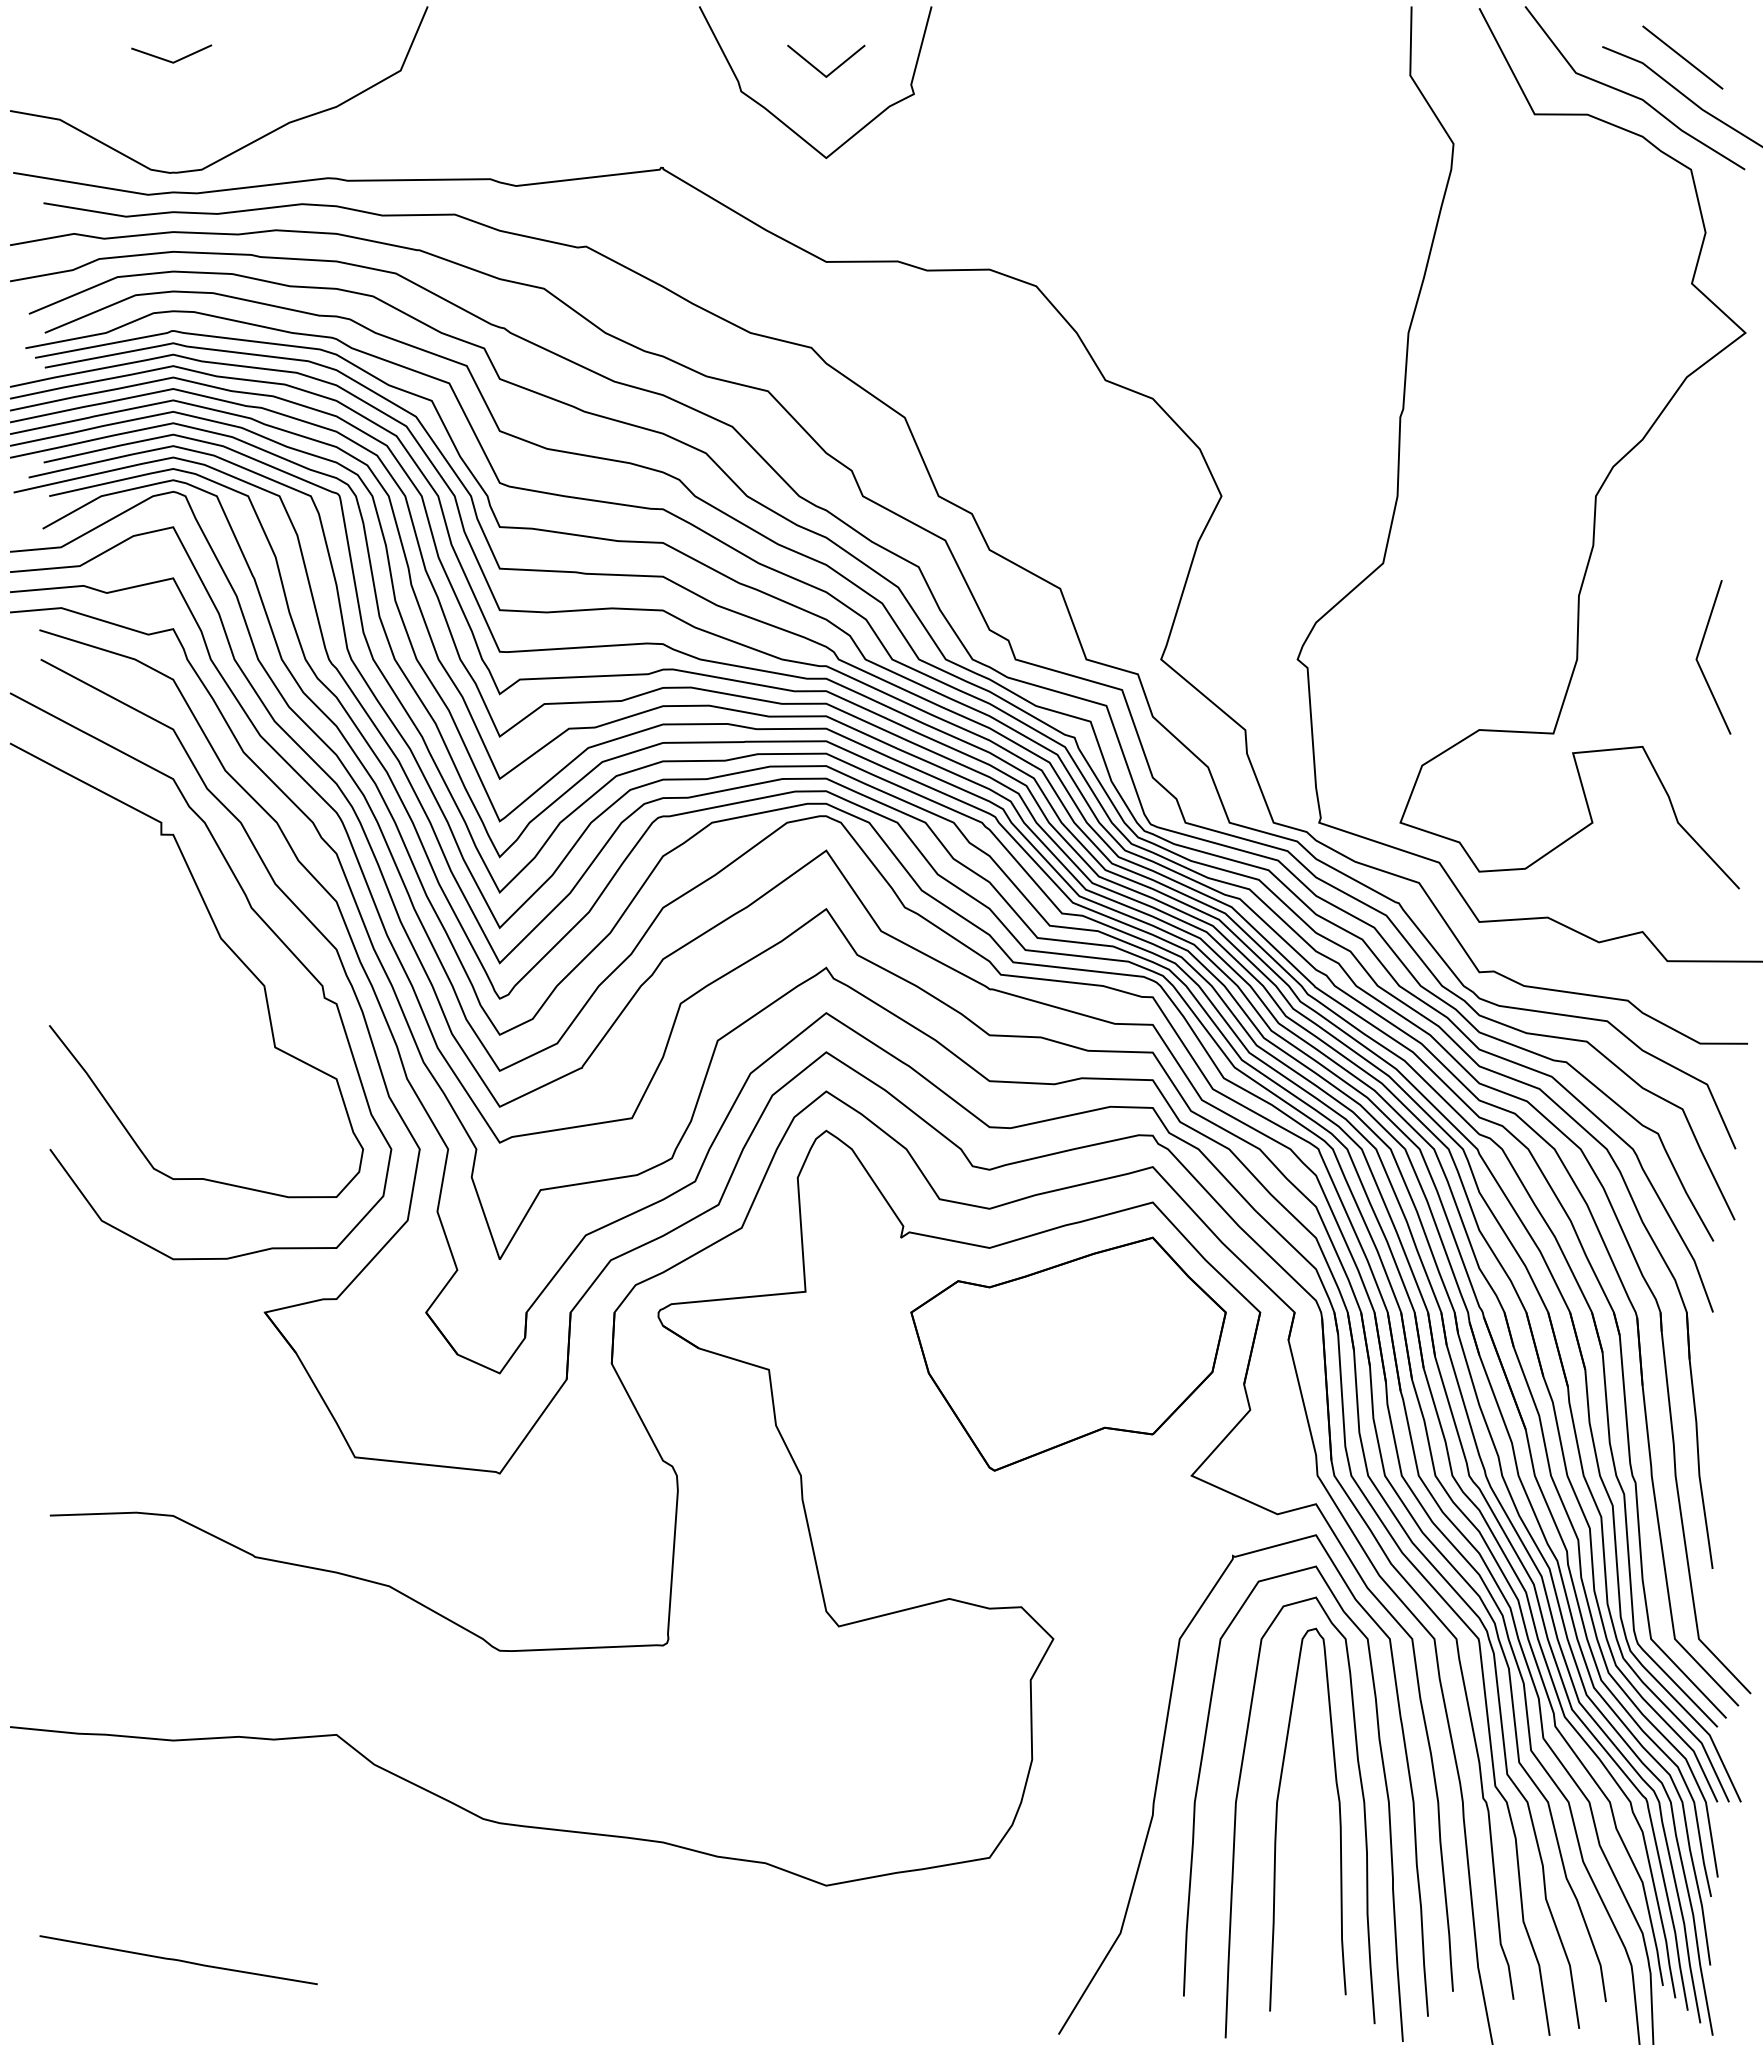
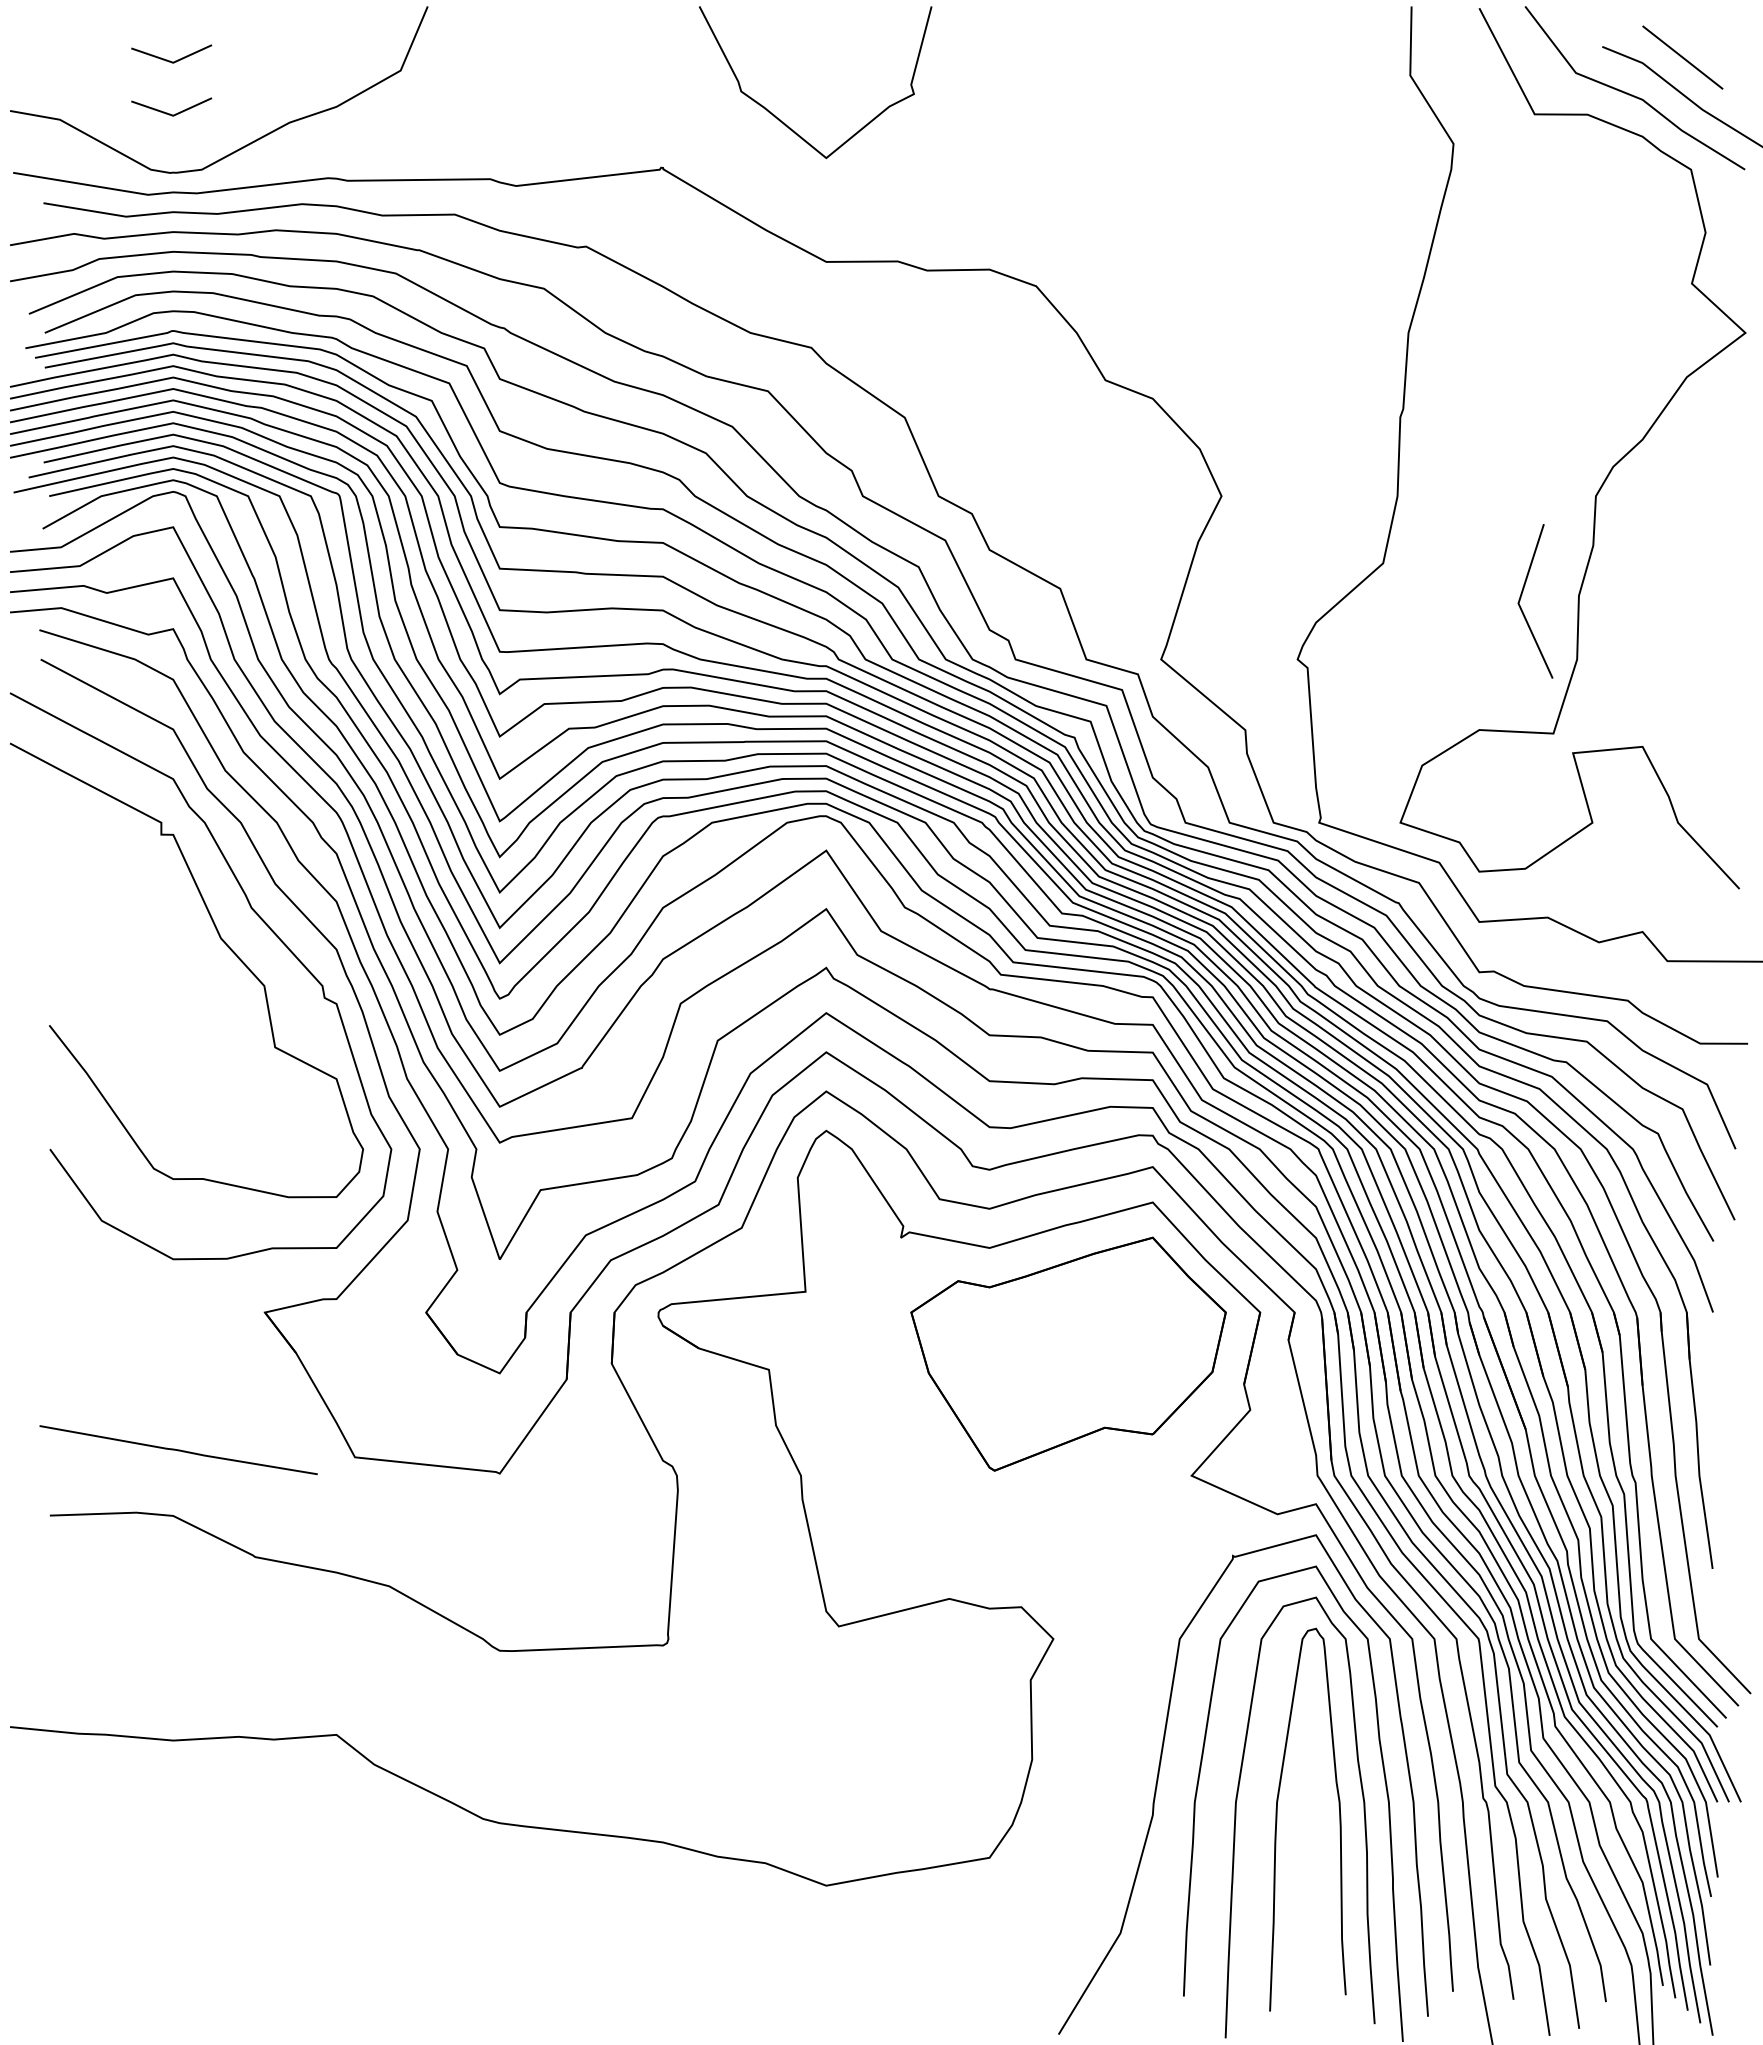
line: present -> none (833, 69)
line: none -> present (170, 113)
line position: (1699, 653) -> (1521, 597) (1521, 597)
curve position: (178, 1960) -> (178, 1450) (178, 1450)
